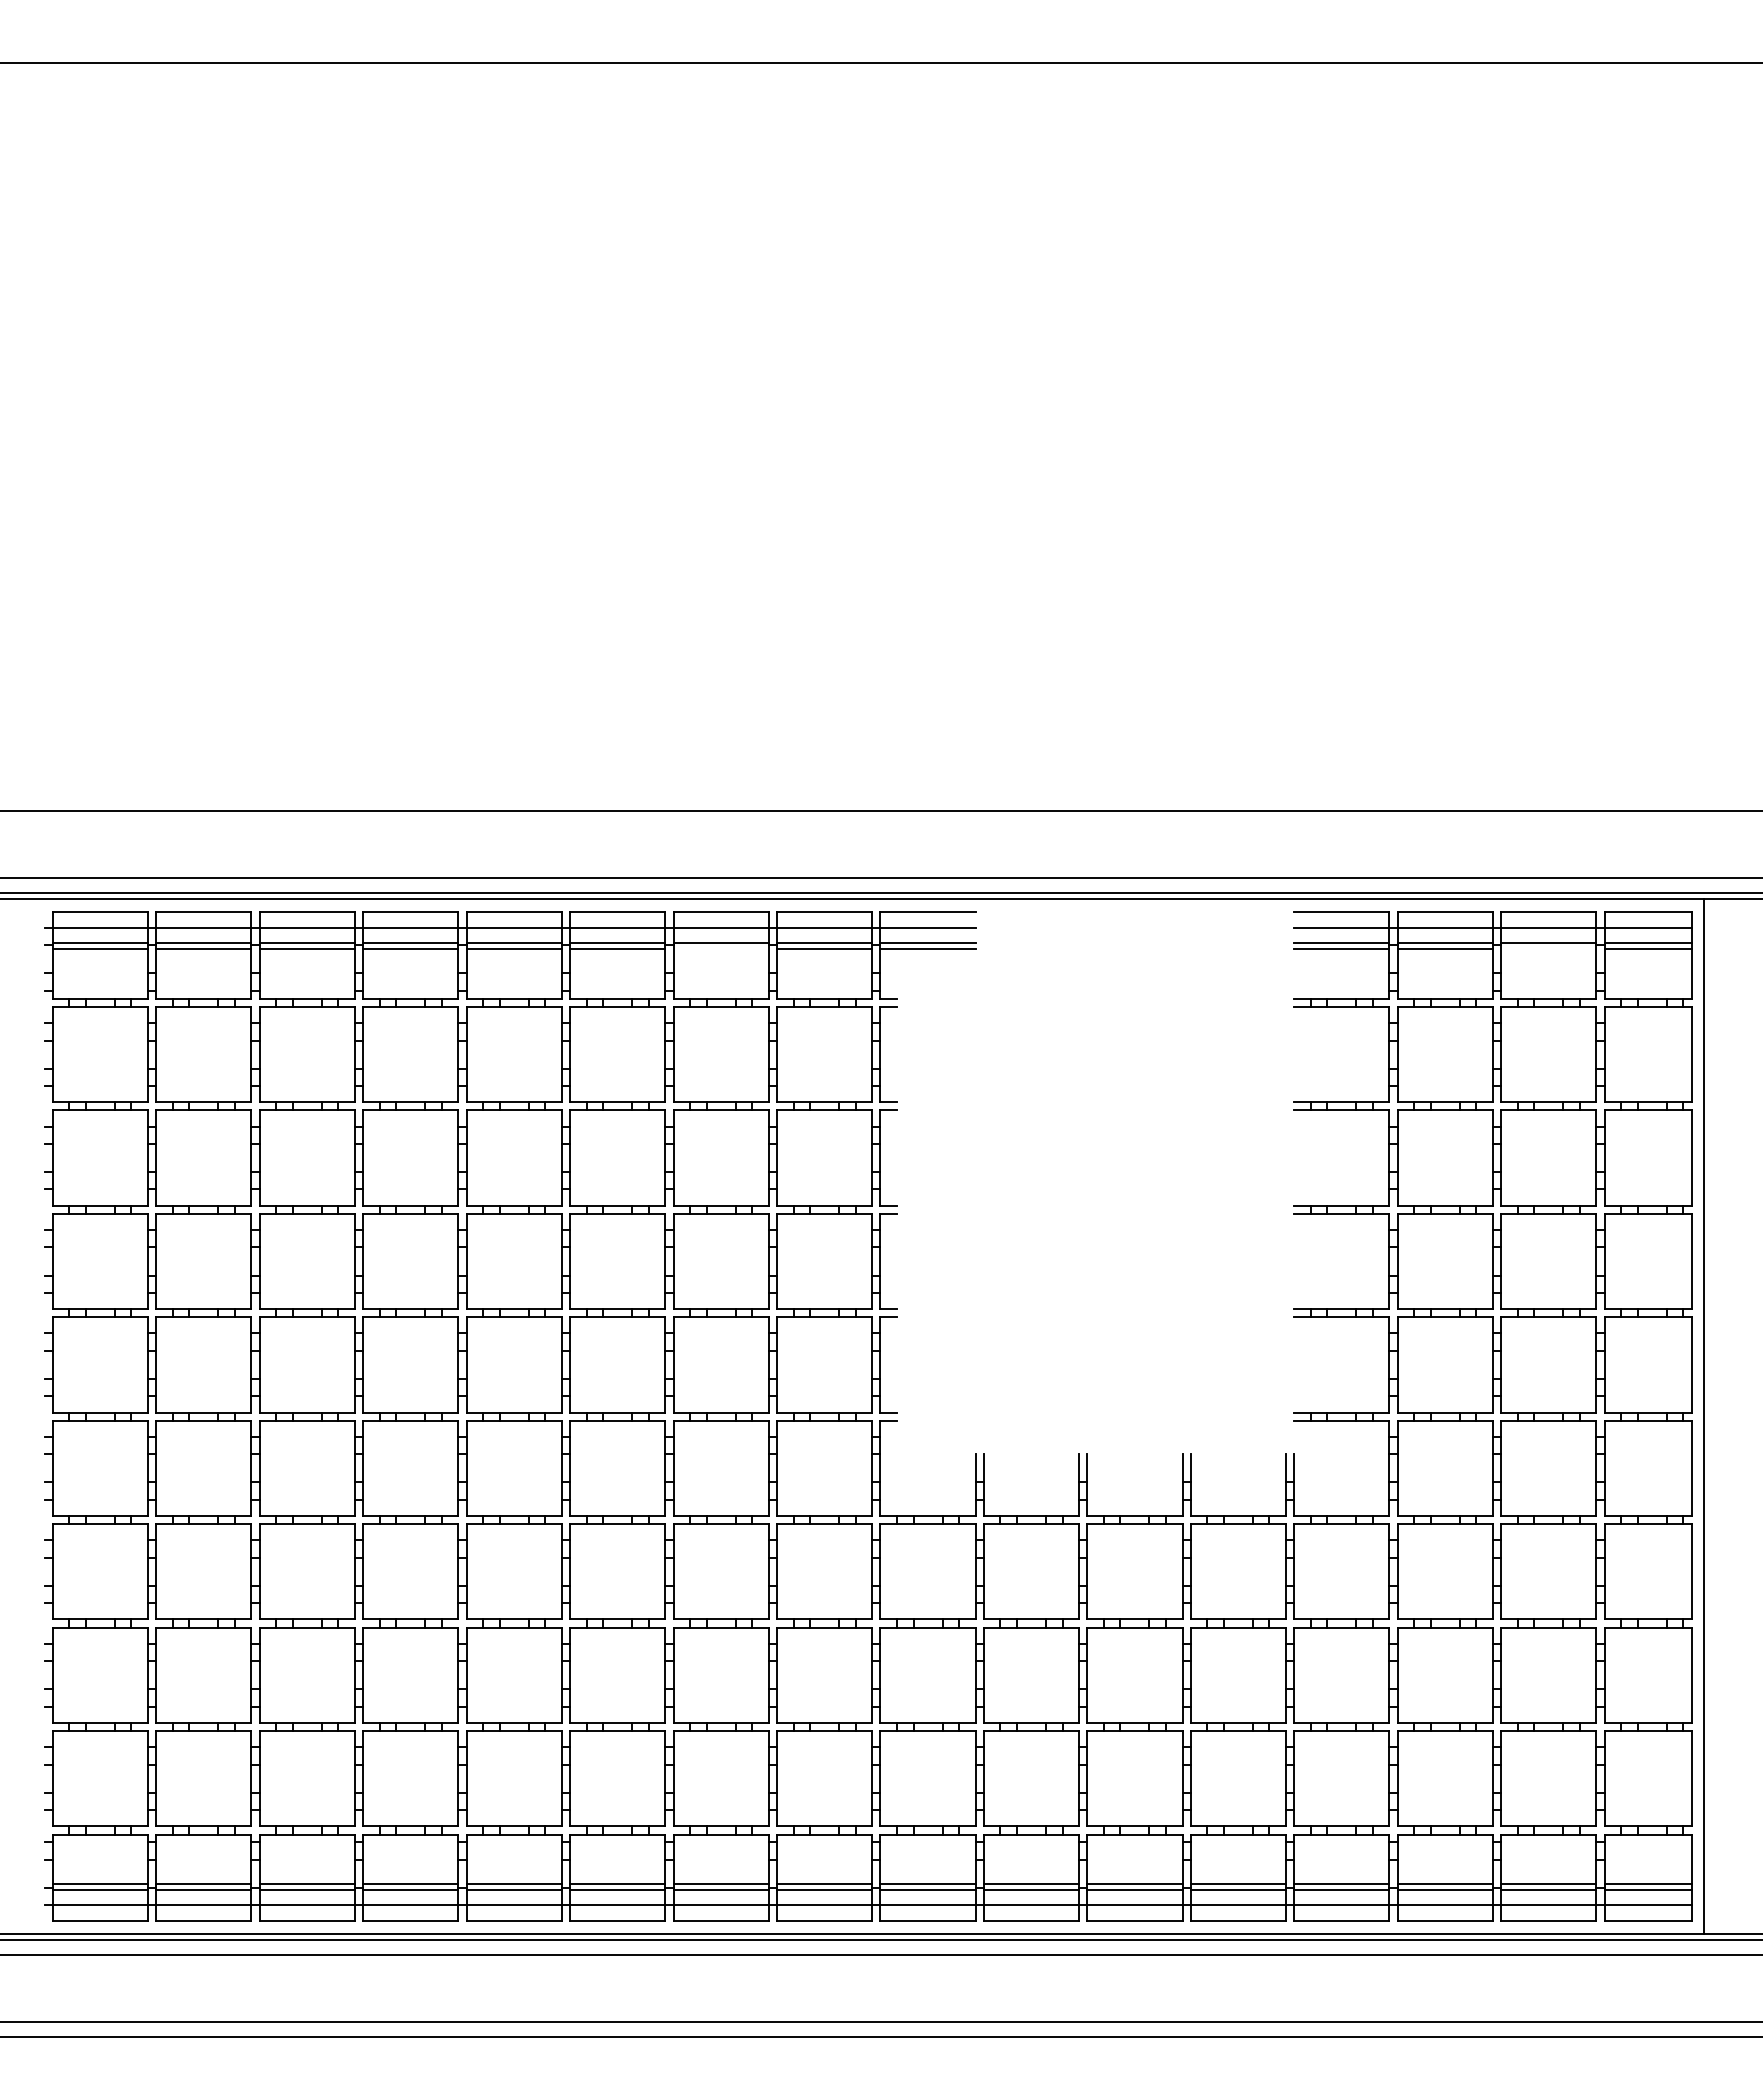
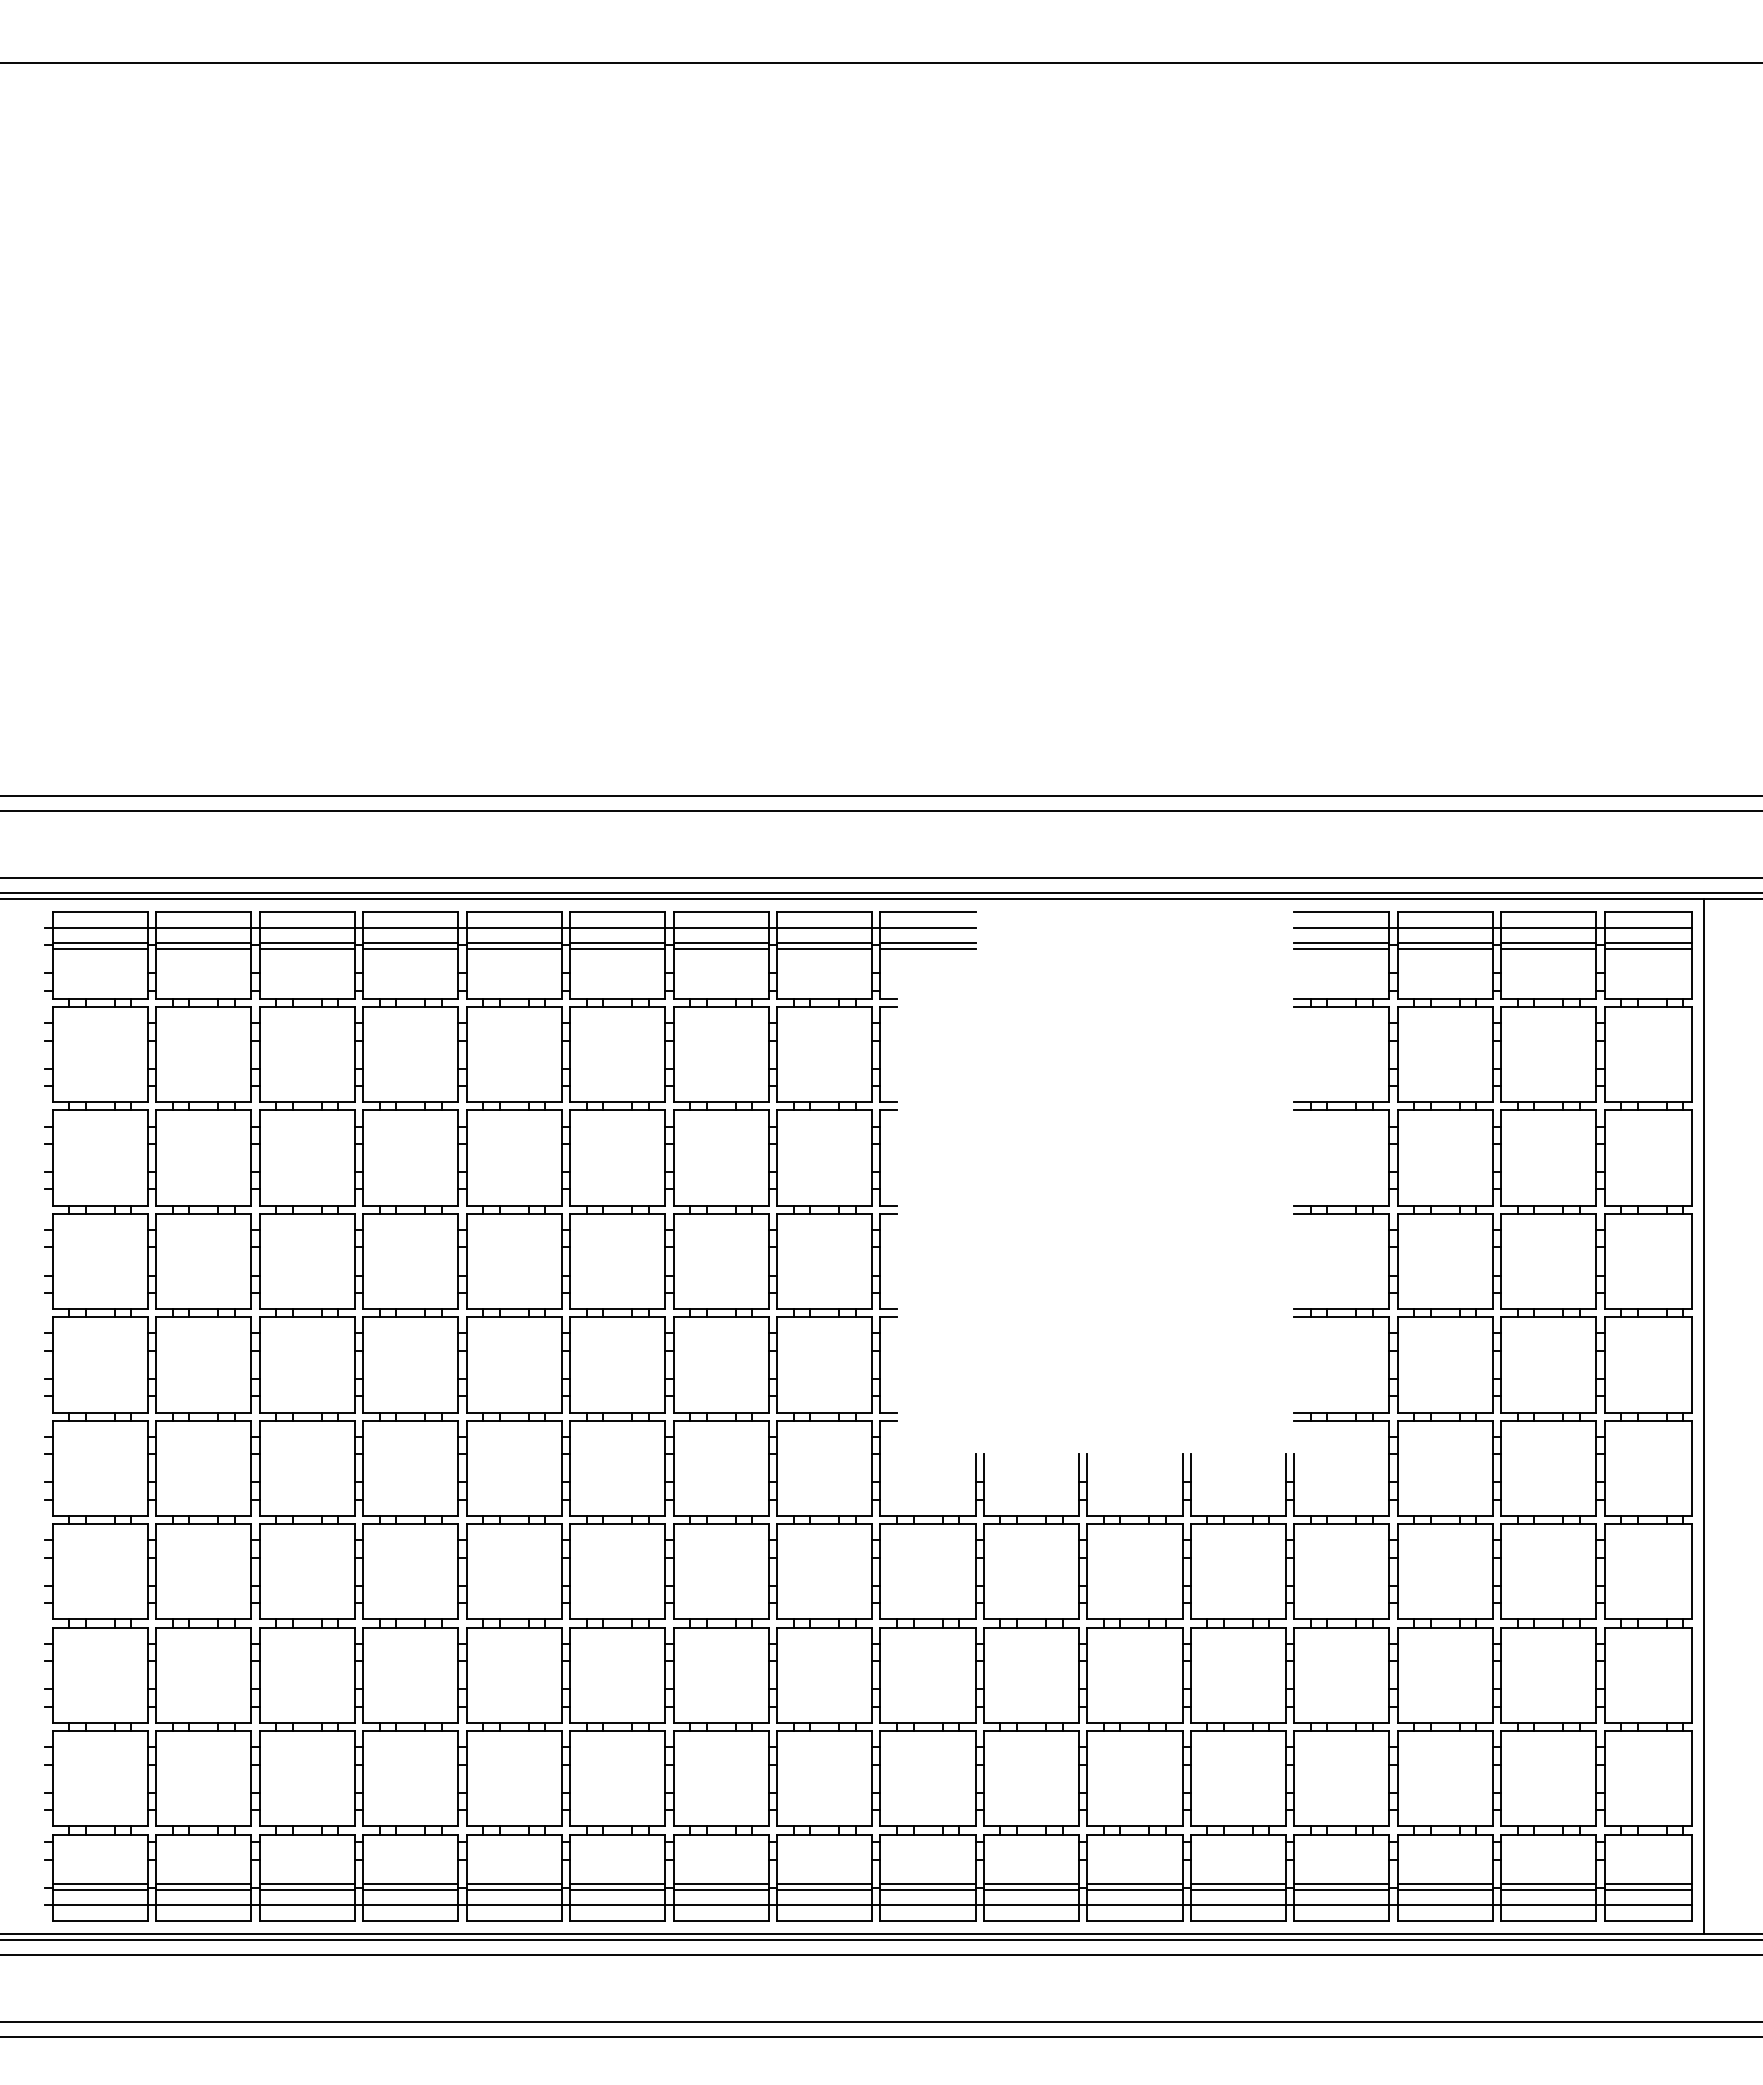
line: none -> present (880, 795)
line: none -> present (720, 949)
line: none -> present (1548, 949)
